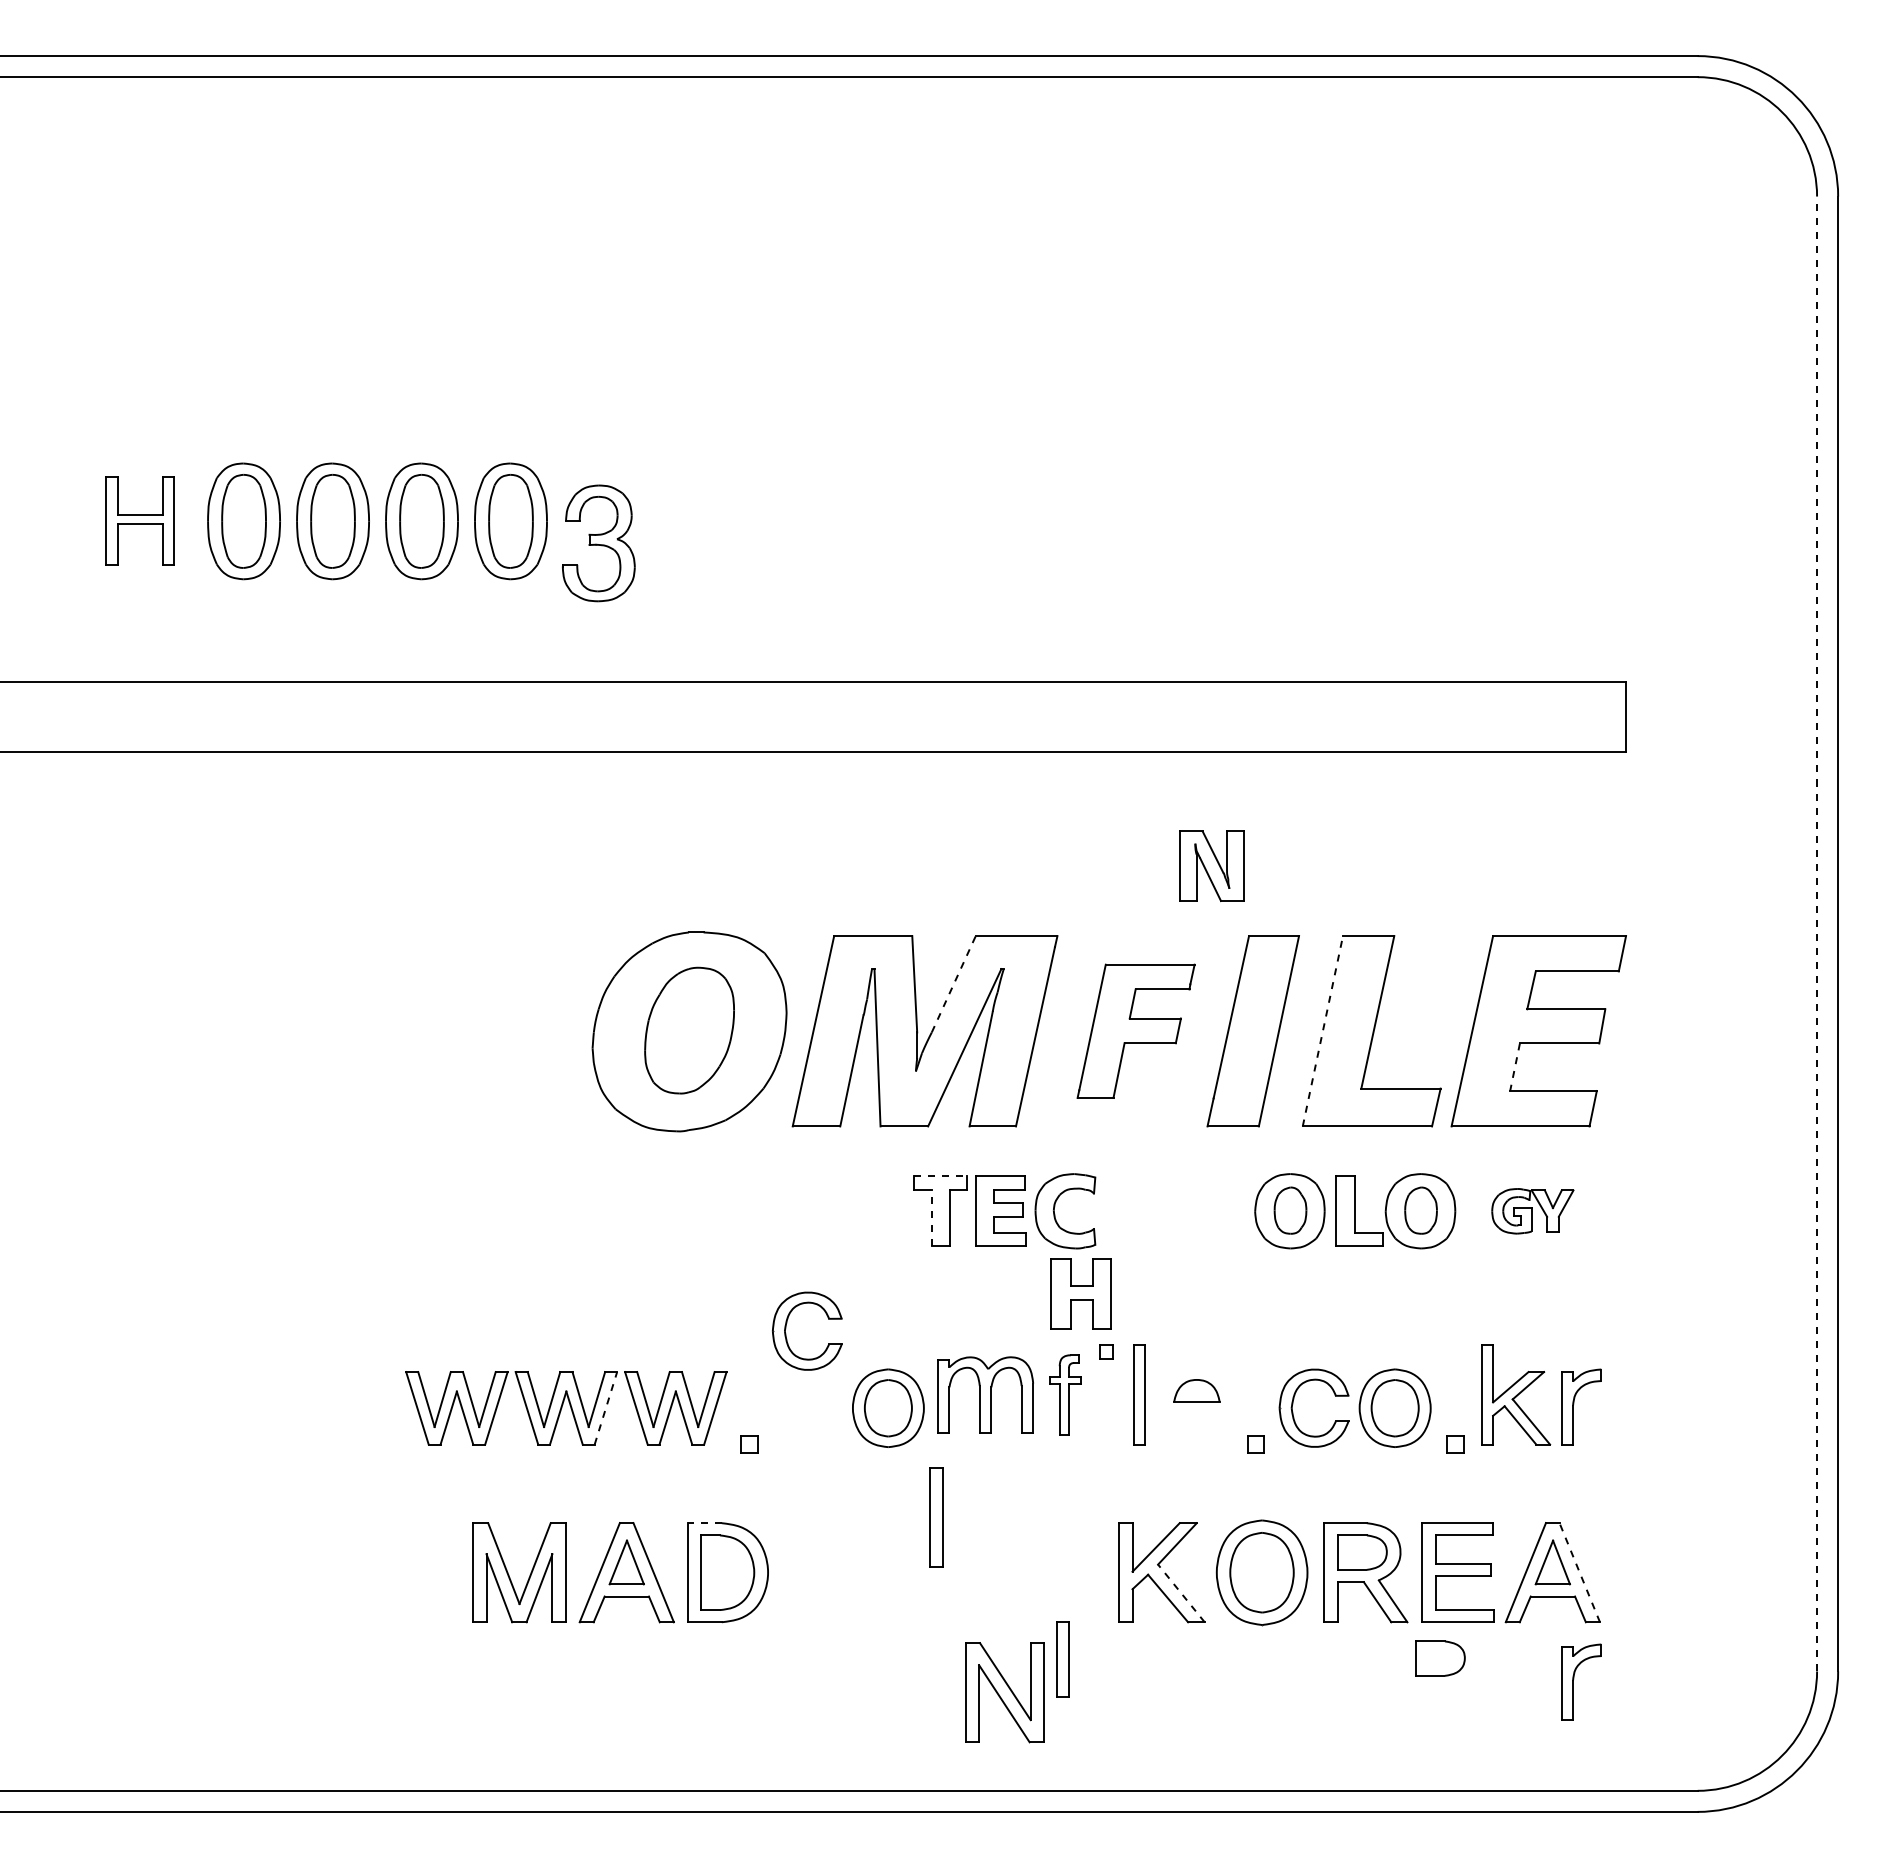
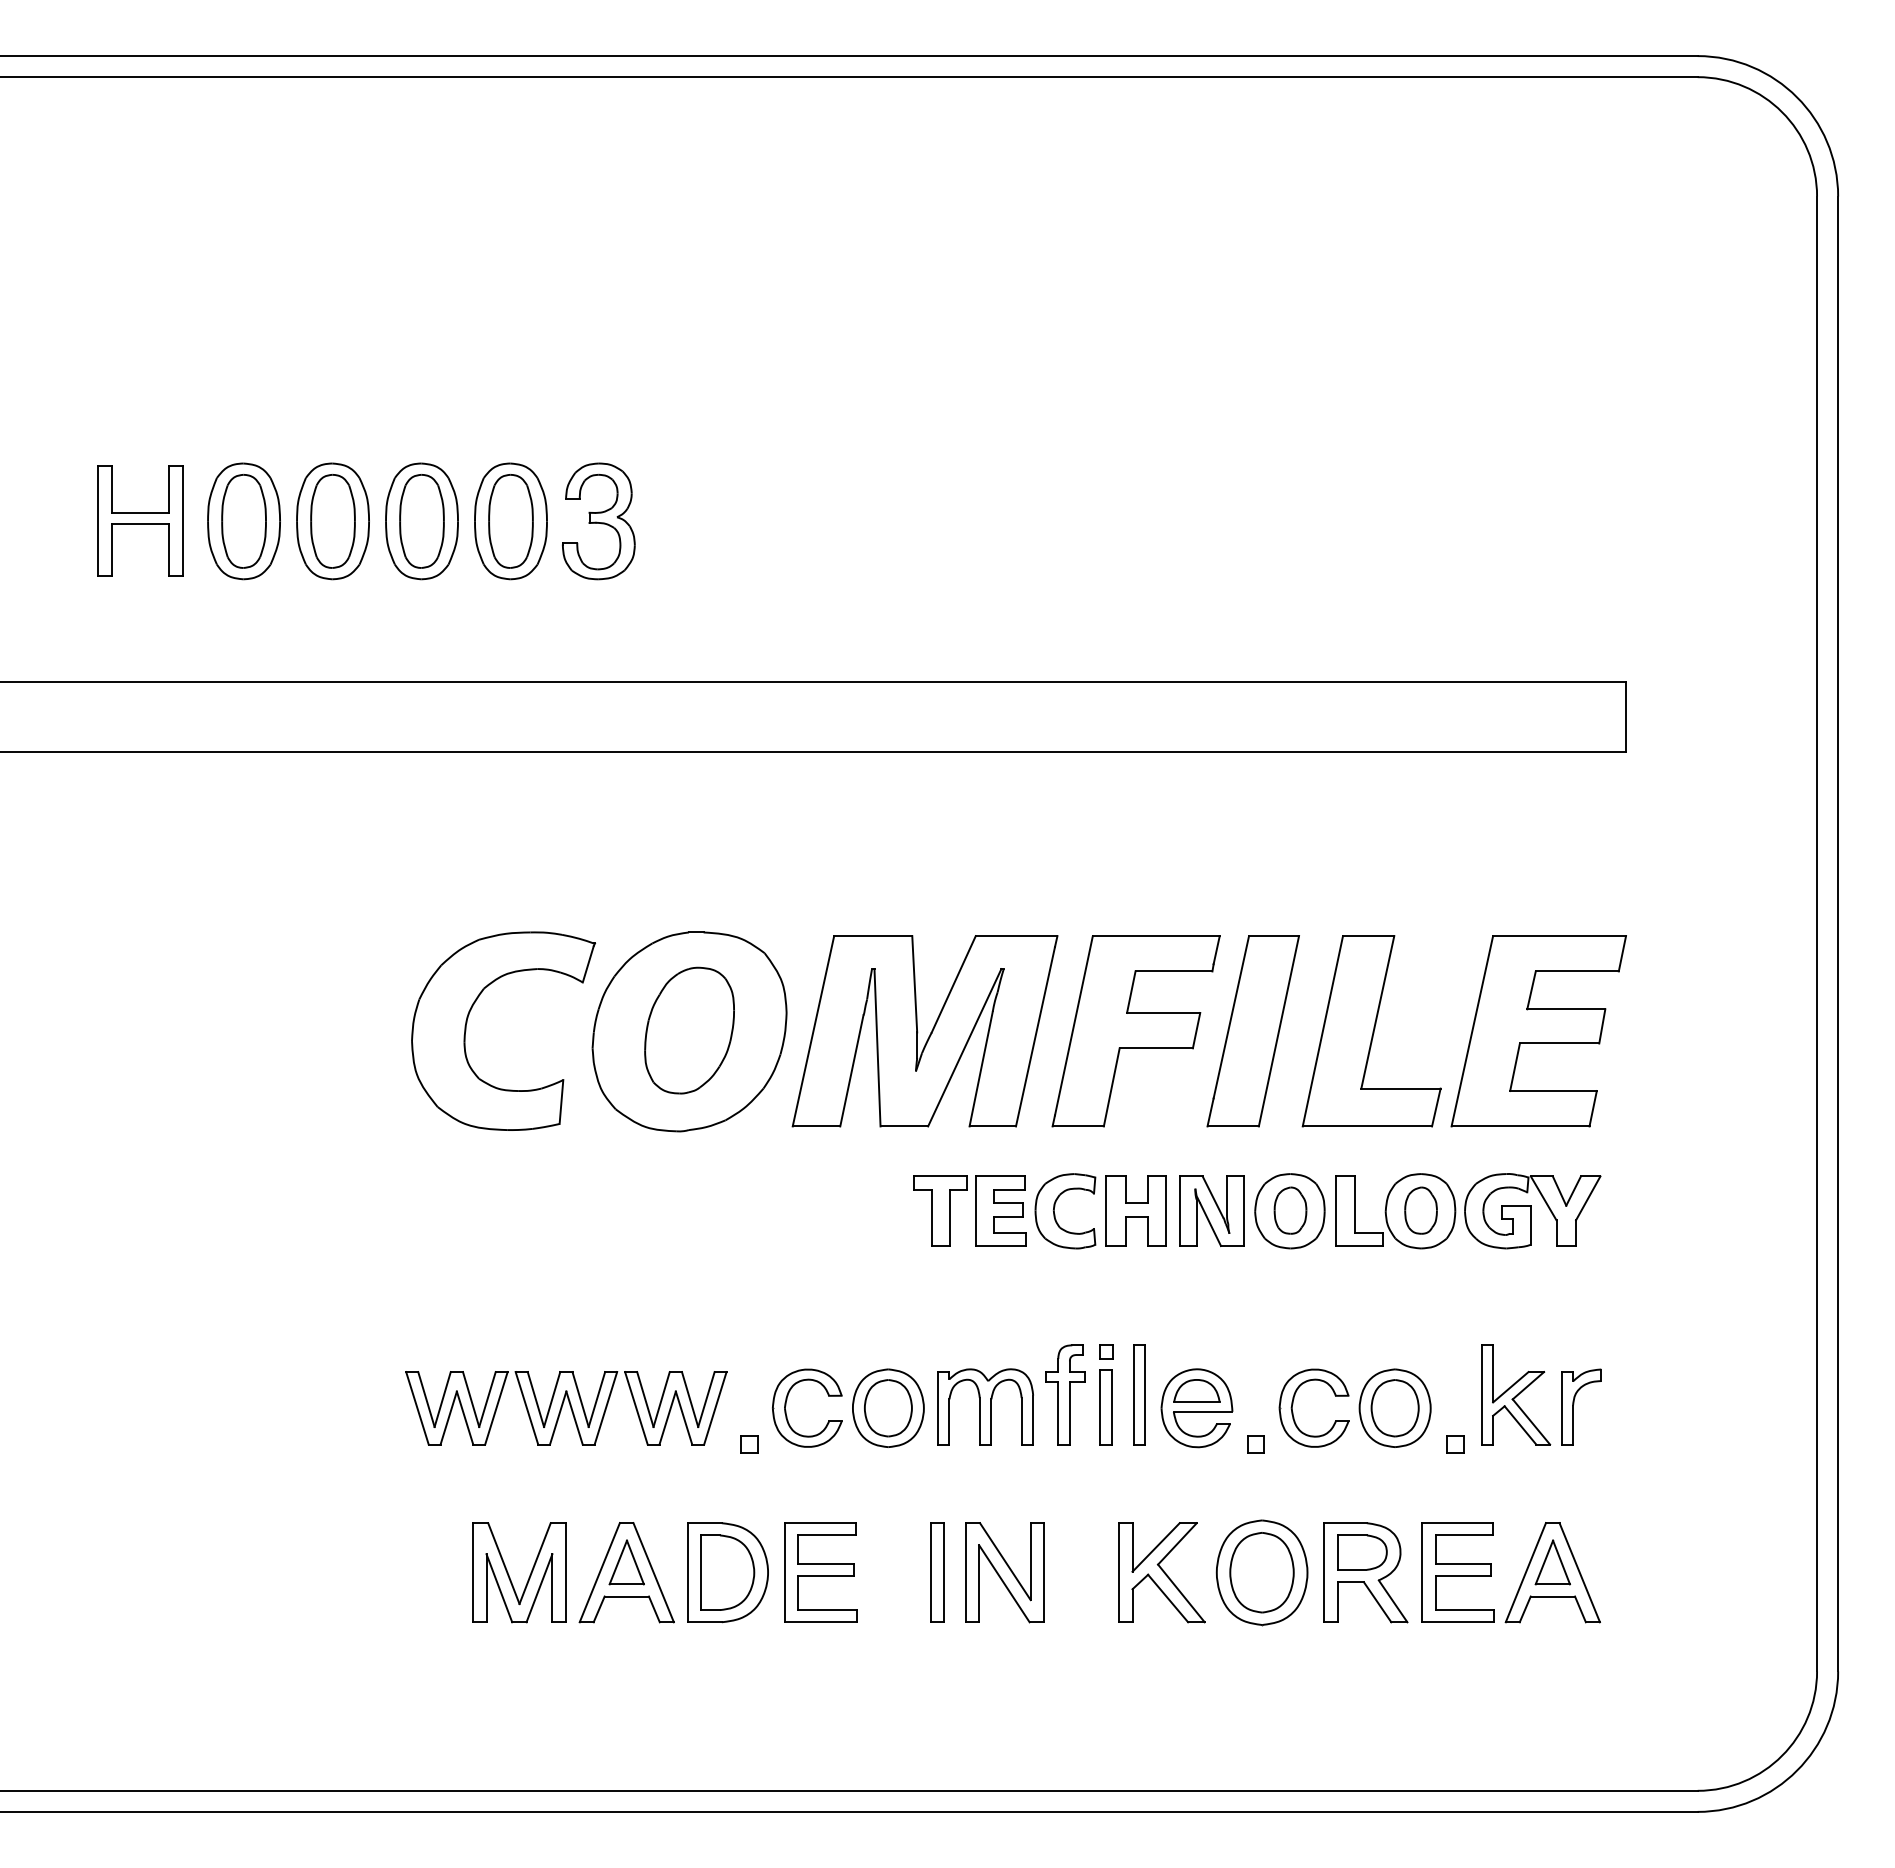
part size: 70x90 px -> 87x112 px (140, 520)
part position: (598, 543) -> (598, 521) (598, 521)
part position: (1211, 865) -> (1211, 1210) (1211, 1210)
line: dashed -> solid (1817, 933)
line: dashed -> solid (953, 984)
part: none -> present (467, 1023)
part size: 120x136 px -> 170x193 px (1135, 1031)
line: dashed -> solid (1322, 1030)
line: dashed -> solid (1514, 1067)
line: dashed -> solid (940, 1176)
part size: 84x47 px -> 138x77 px (1532, 1211)
line: dashed -> solid (931, 1217)
part position: (1080, 1293) -> (1135, 1210) (1135, 1210)
part position: (786, 1328) -> (786, 1405) (786, 1405)
part position: (985, 1394) -> (985, 1406) (985, 1406)
part size: 33x82 px -> 41x102 px (1065, 1394)
line: dashed -> solid (605, 1408)
part: none -> present (1196, 1408)
part position: (936, 1517) -> (937, 1572) (937, 1572)
line: dashed -> solid (704, 1523)
part: none -> present (820, 1572)
line: dashed -> solid (1579, 1572)
line: dashed -> solid (1181, 1593)
part: present -> none (1440, 1658)
part position: (1062, 1659) -> (1105, 1407) (1105, 1407)
part: present -> none (1574, 1679)
part position: (1004, 1692) -> (1004, 1572) (1004, 1572)
